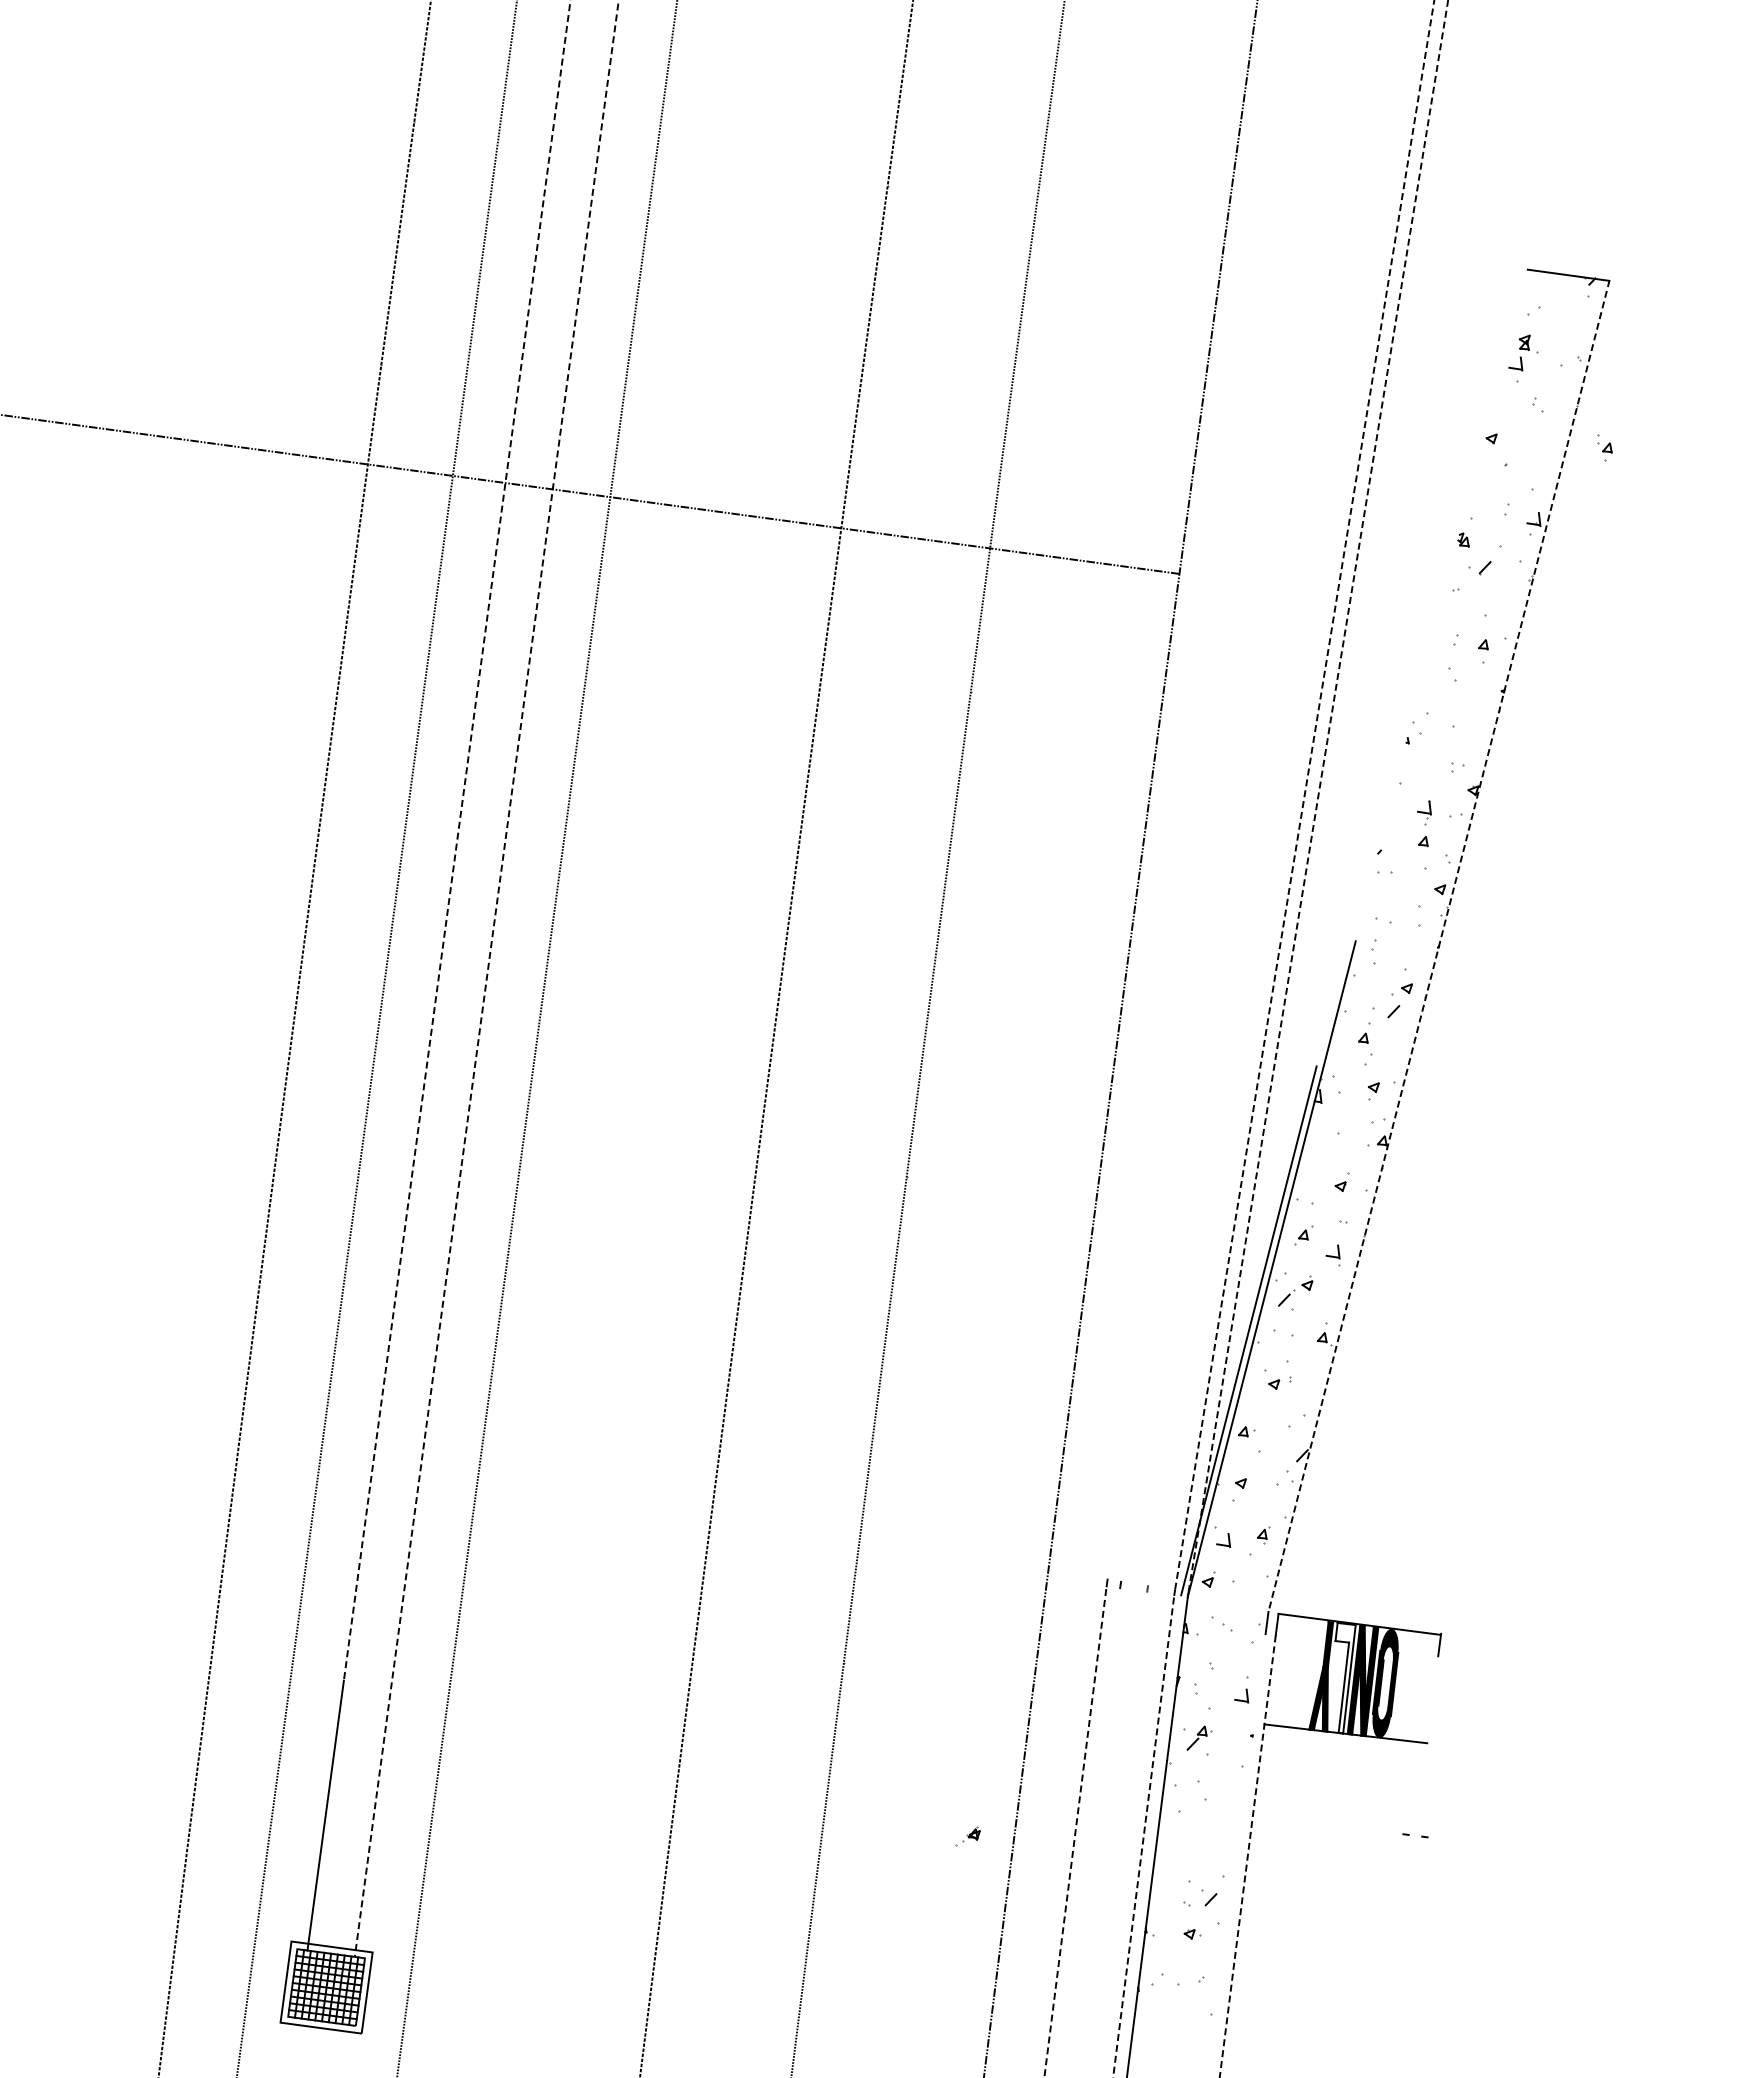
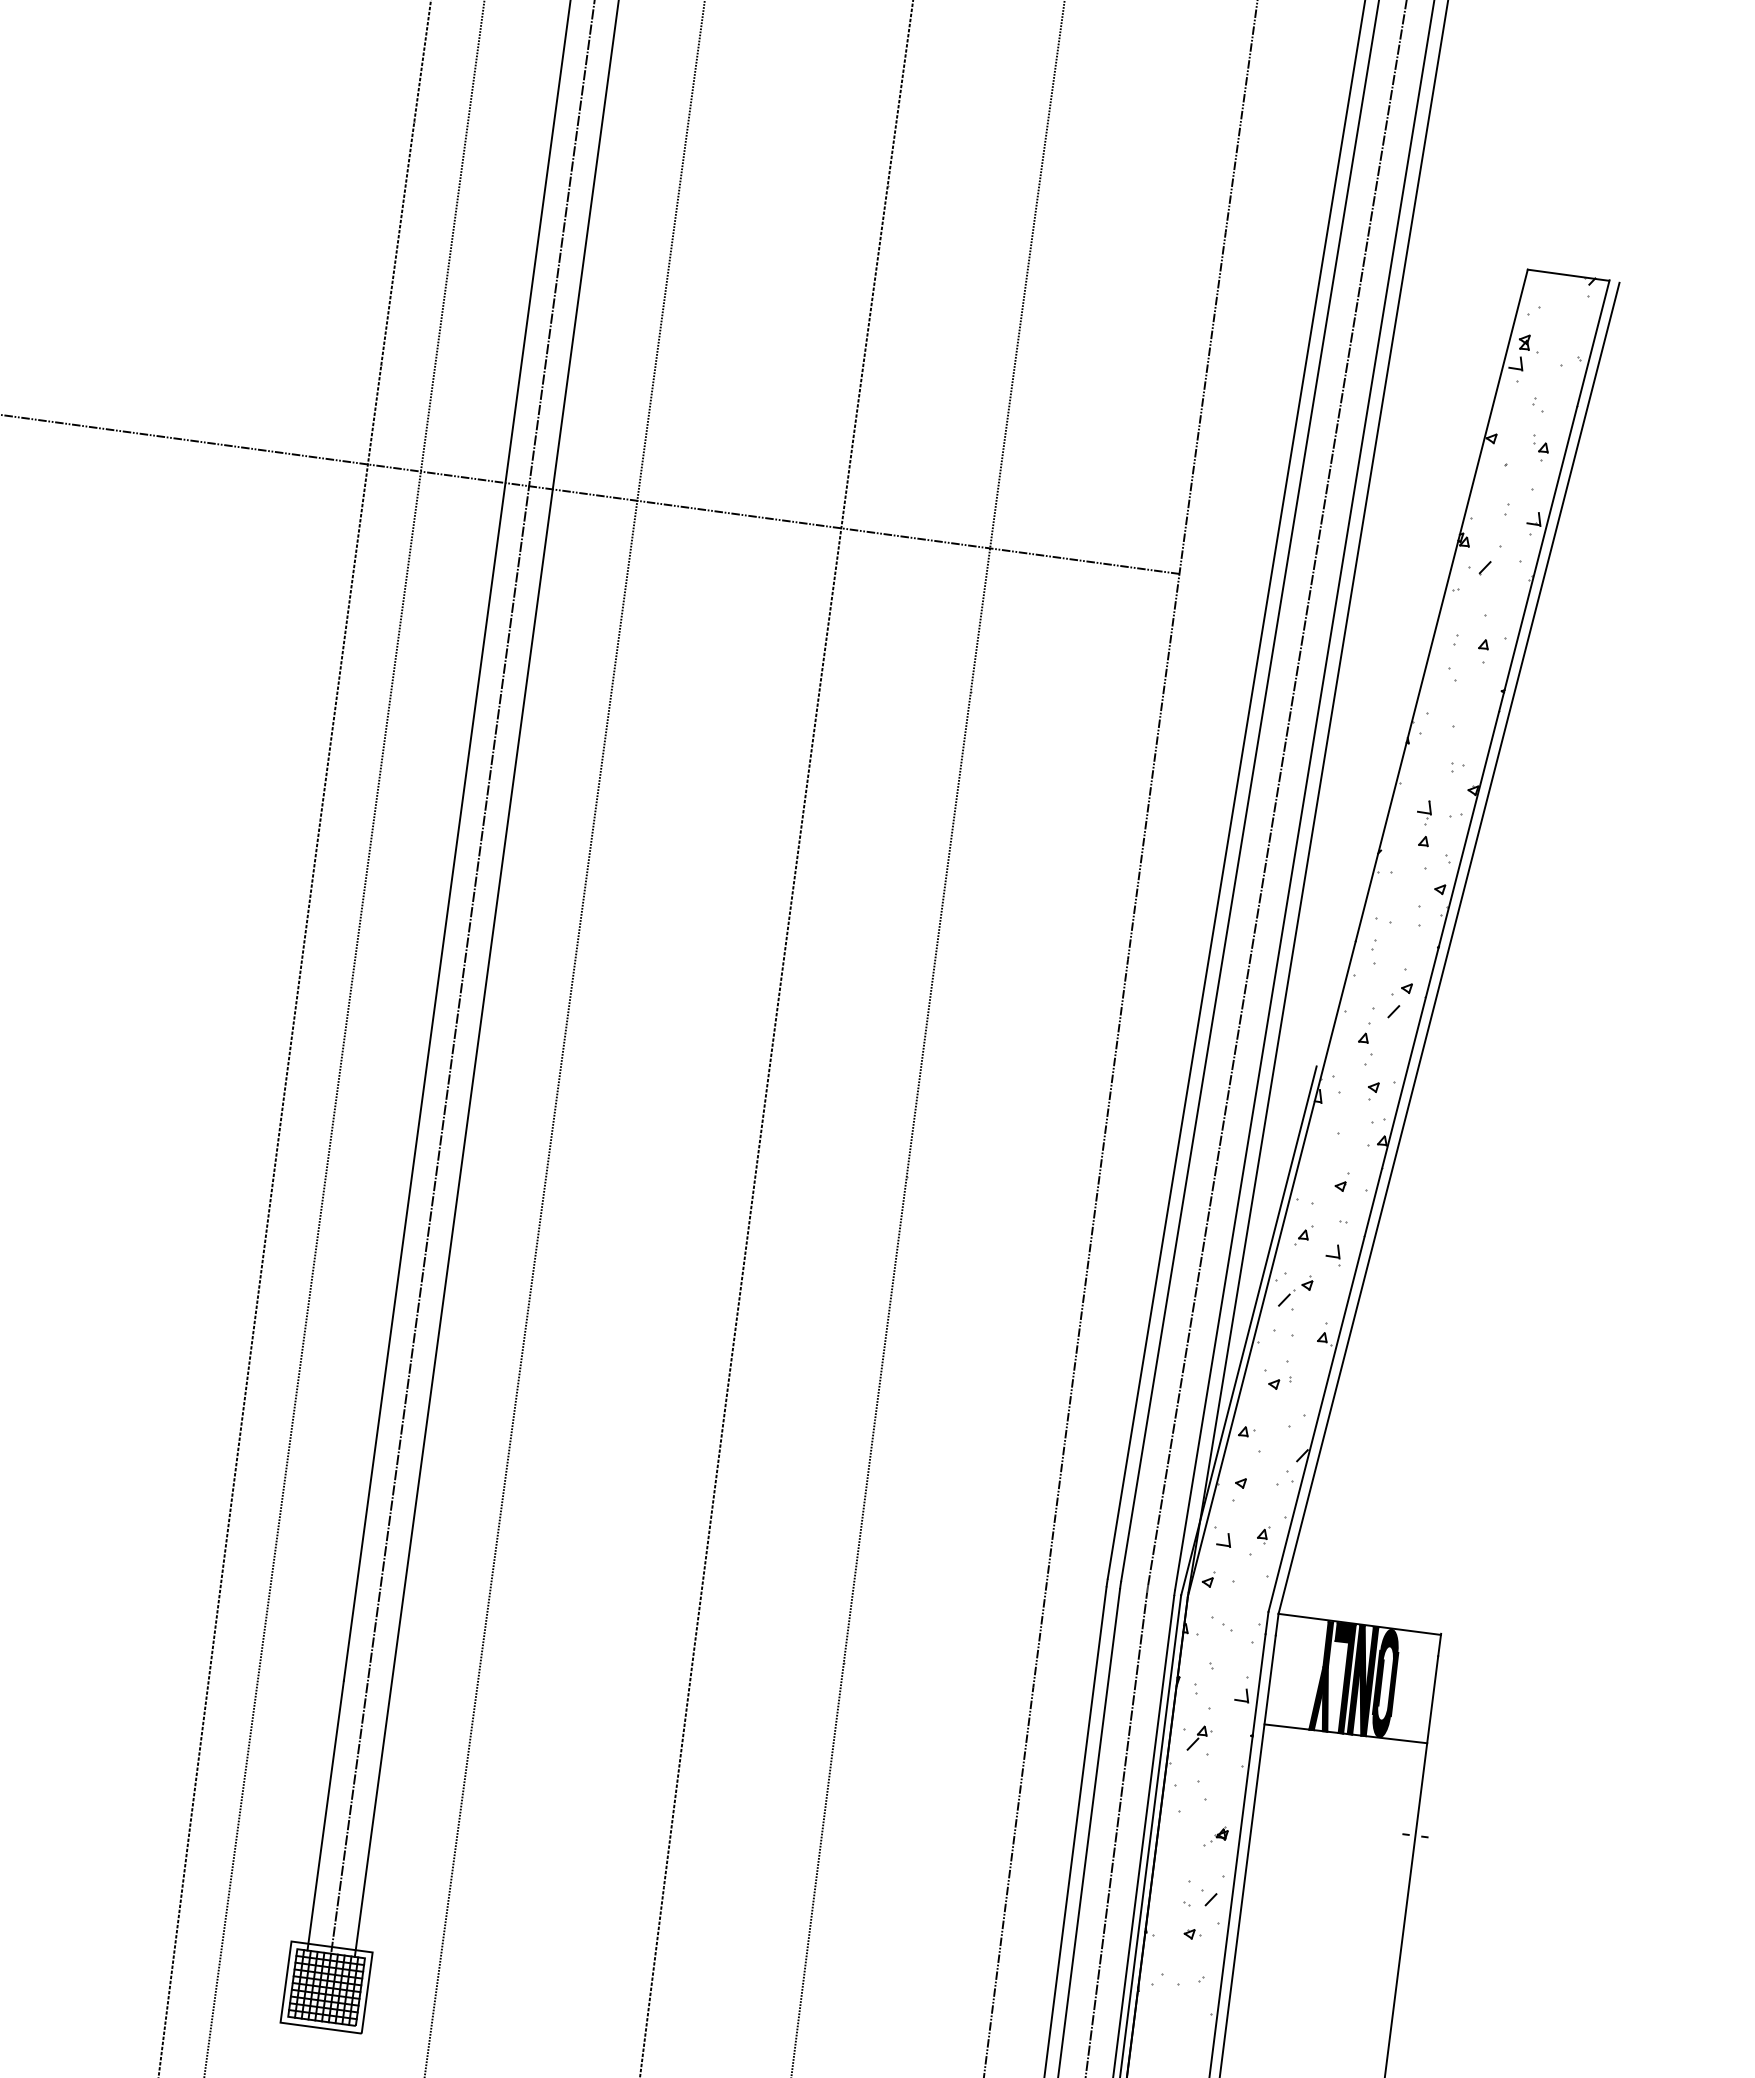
part position: (1604, 447) -> (1540, 447) (1540, 447)
line: none -> present (1441, 605)
line: none -> present (1235, 790)
line: none -> present (1249, 791)
line: none -> present (1277, 793)
line: dashed -> solid (1304, 794)
line: dashed -> solid (1318, 795)
line: dashed -> solid (457, 840)
line: dashed -> solid (1438, 946)
line: none -> present (1448, 947)
line: none -> present (462, 977)
line: dashed -> solid (486, 978)
line position: (376, 1038) -> (344, 1038) (344, 1038)
line position: (537, 1038) -> (564, 1038) (564, 1038)
fill: none -> present (1345, 1677)
line: none -> present (1089, 1831)
line: dashed -> solid (1075, 1832)
line: none -> present (1116, 1833)
line: none -> present (1150, 1834)
line: none -> present (1157, 1835)
part position: (967, 1836) -> (1215, 1836) (1215, 1836)
line: dashed -> solid (1143, 1836)
line: none -> present (1237, 1854)
line: dashed -> solid (1247, 1856)
line: none -> present (1411, 1865)
